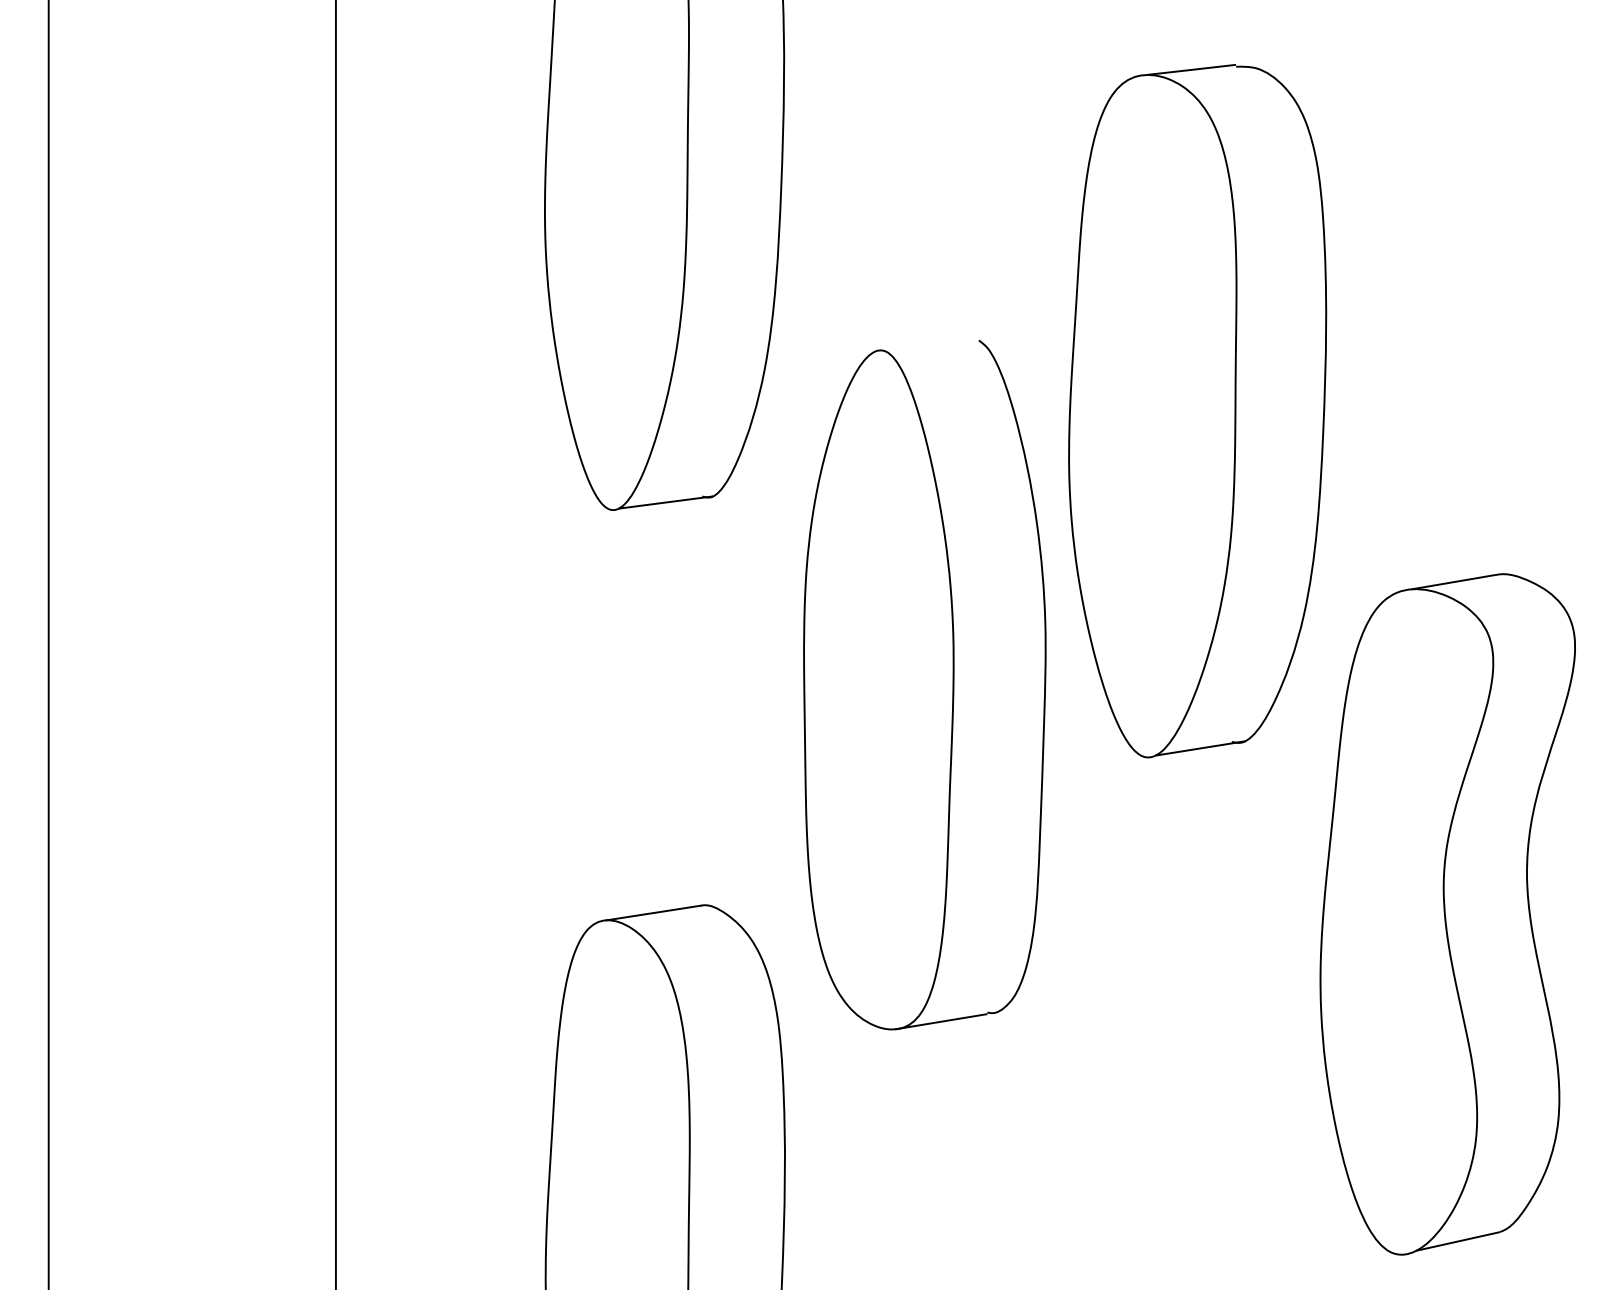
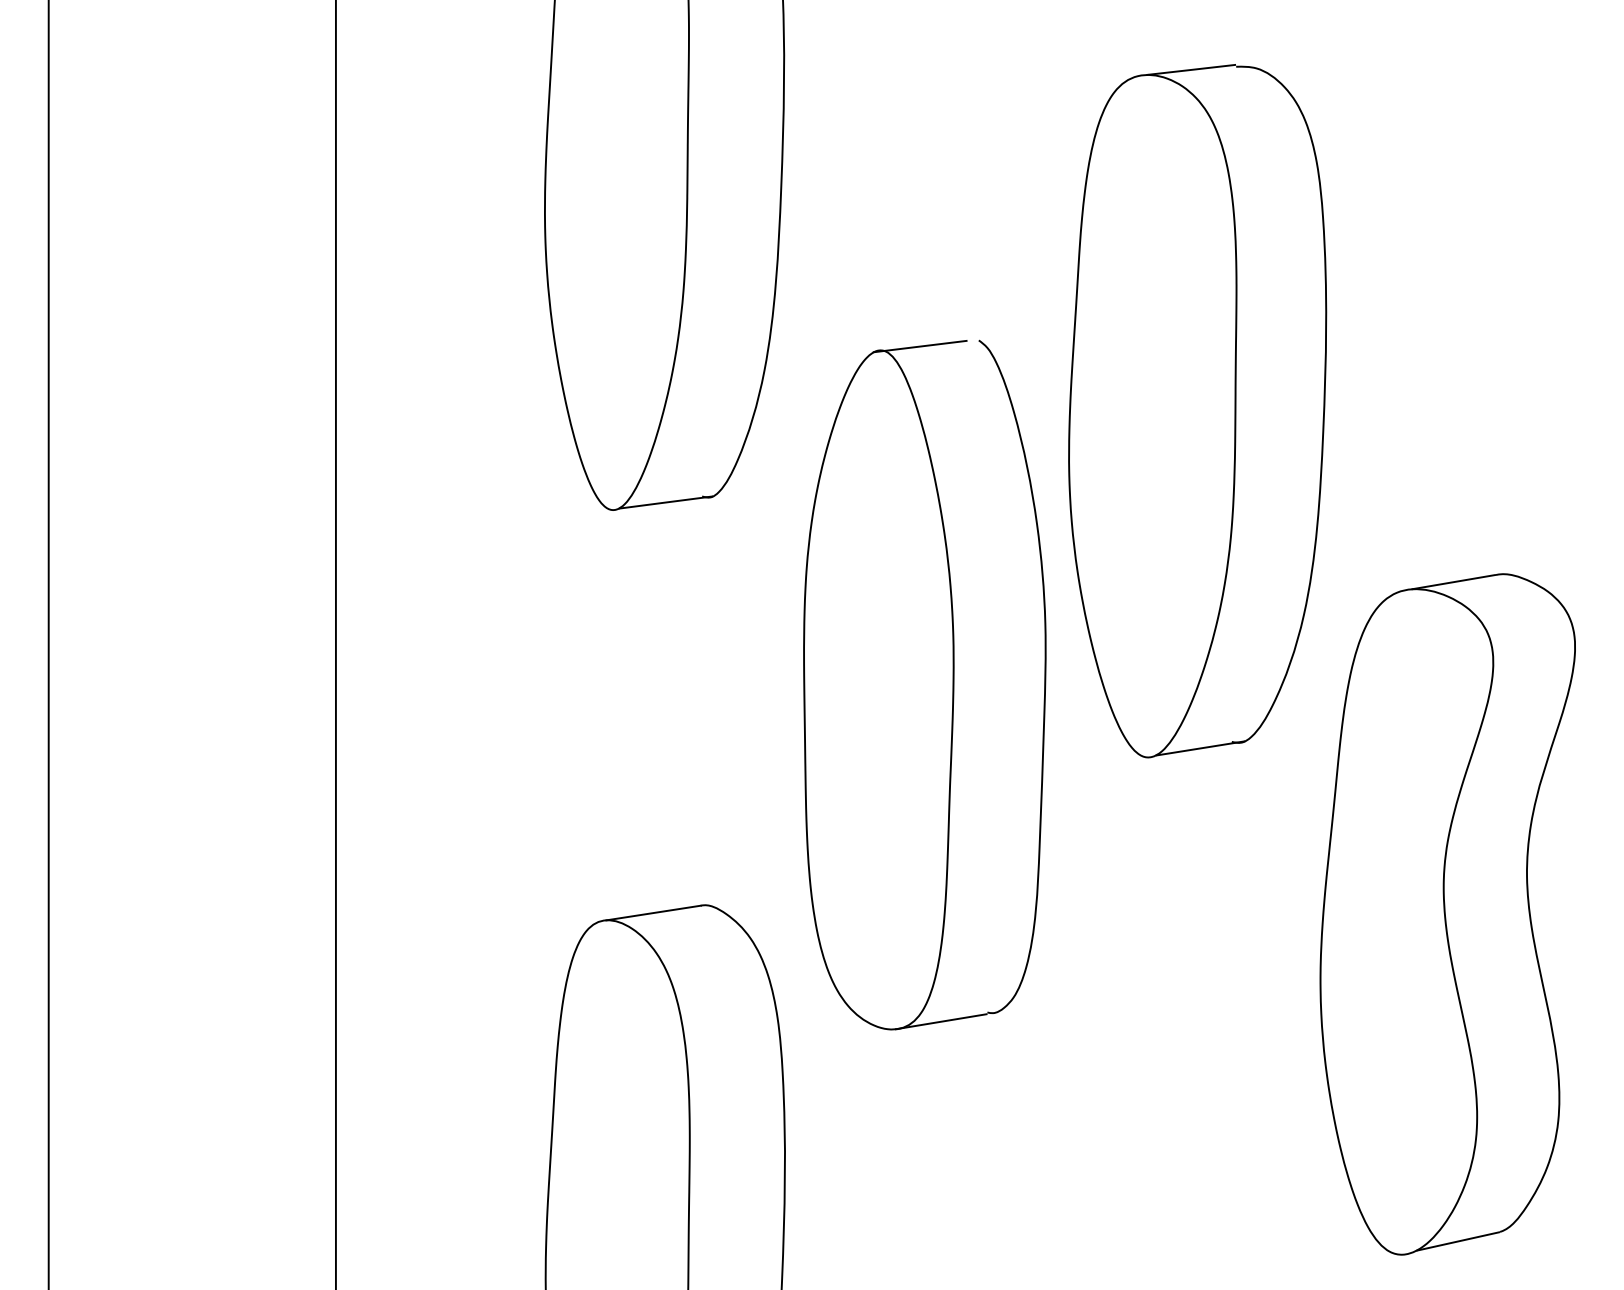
line: none -> present (919, 346)
